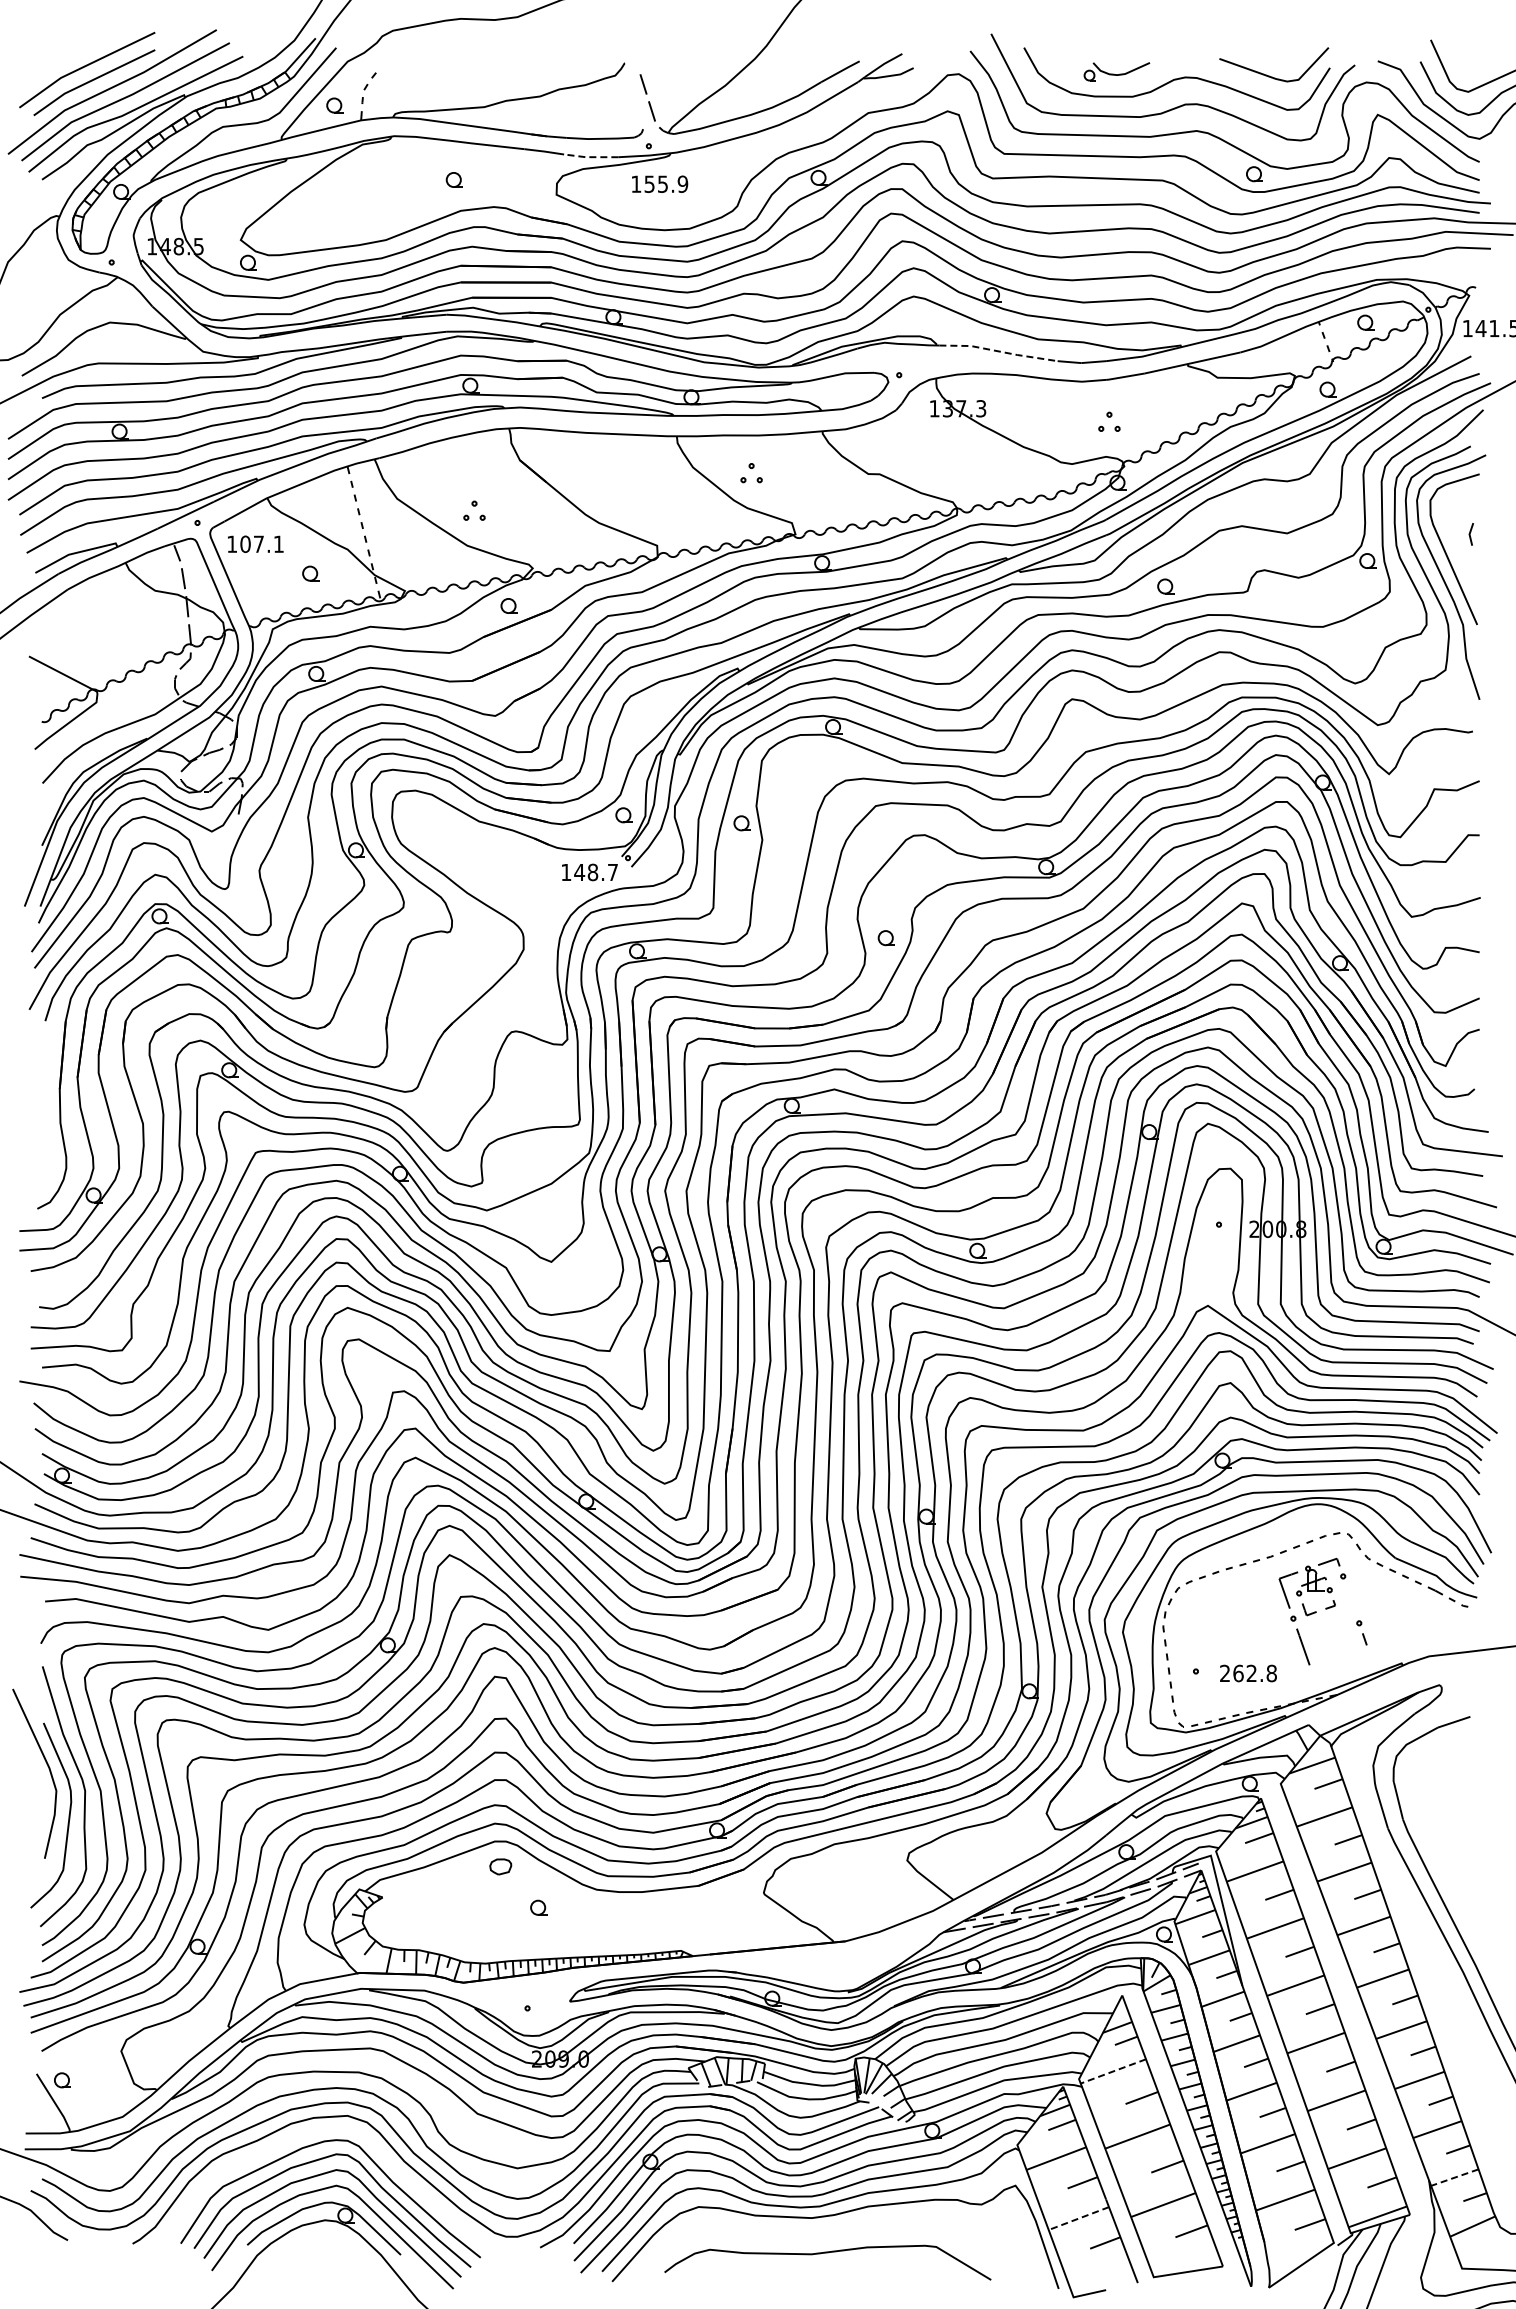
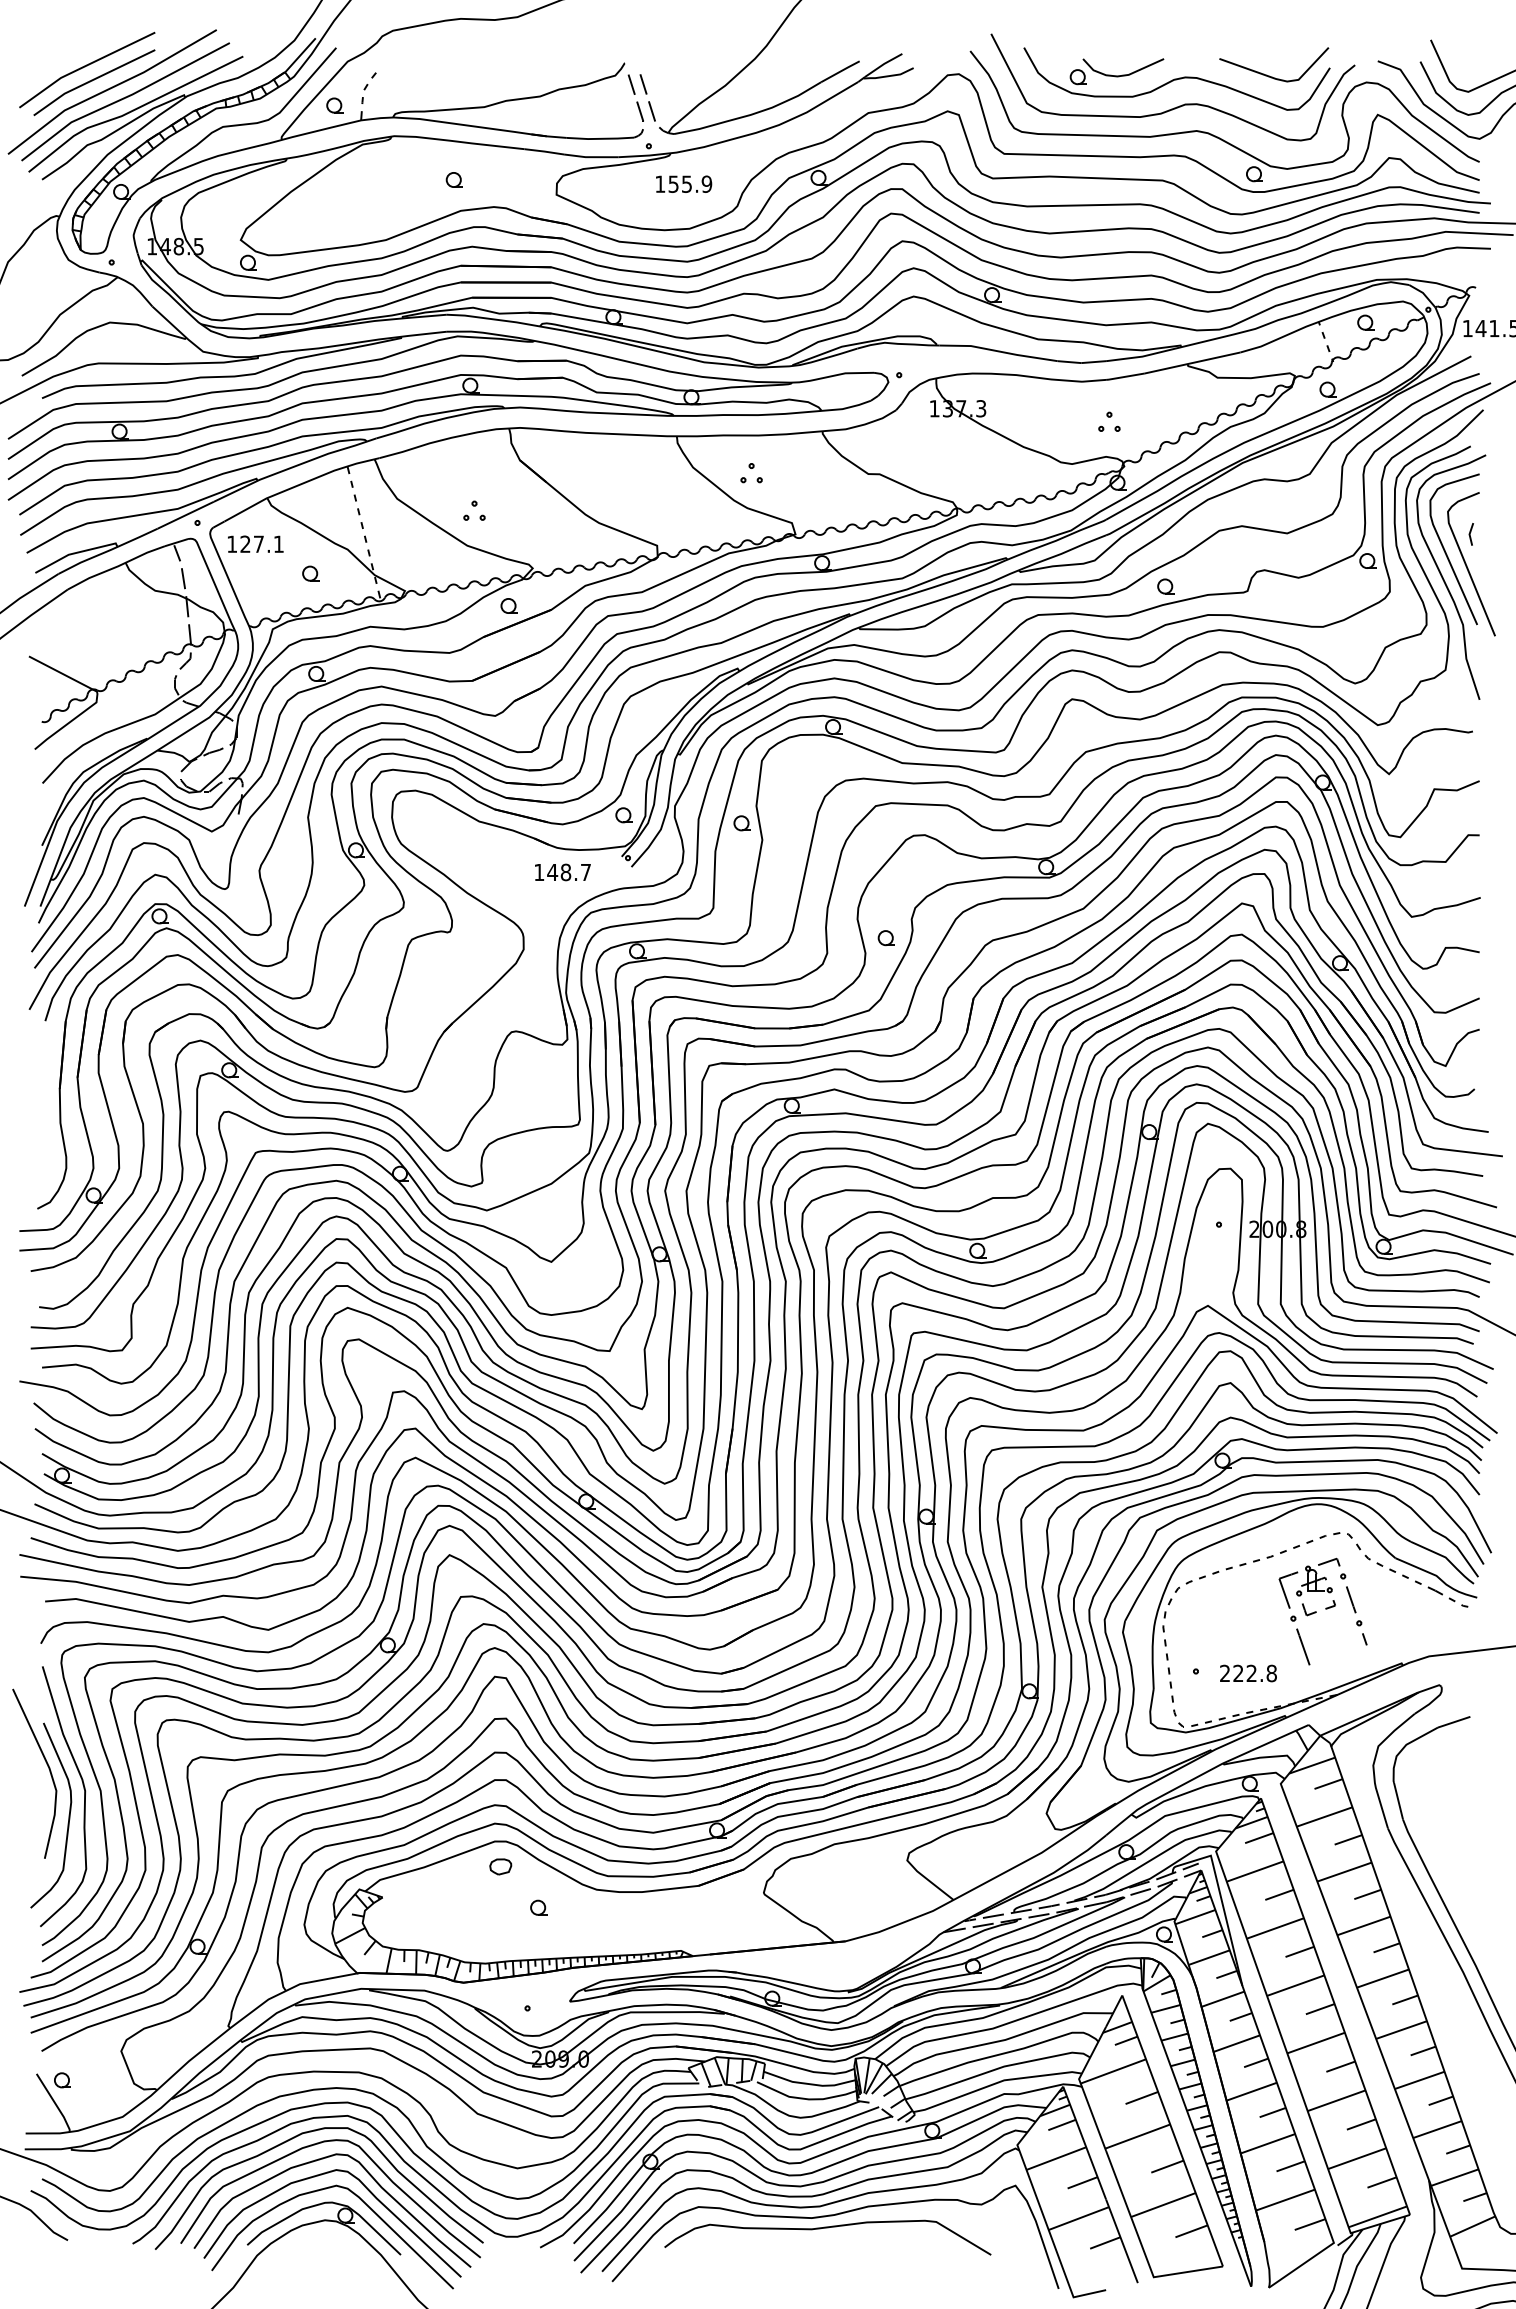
part size: 68x20 px -> 96x28 px (1116, 71)
line: none -> present (635, 94)
line: dashed -> solid (590, 157)
text position: (660, 183) -> (684, 183) (684, 183)
line: dashed -> solid (998, 351)
text: 107.1 -> 127.1 (245, 544)
curve: none -> present (1467, 565)
text position: (589, 872) -> (562, 872) (562, 872)
line: none -> present (1351, 1599)
text: 262.8 -> 222.8 (1238, 1673)
line: dashed -> solid (1113, 2071)
curve: none -> present (294, 2138)
line: dashed -> solid (1454, 2177)
line: dashed -> solid (1078, 2218)
curve position: (827, 2253) -> (827, 2228) (827, 2228)
